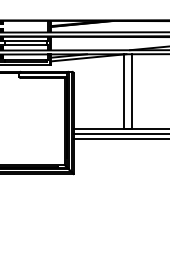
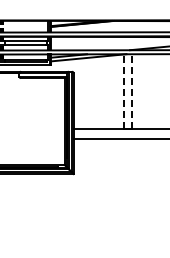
line: solid -> dashed (123, 91)
line: solid -> dashed (132, 91)
line: present -> none (119, 133)
